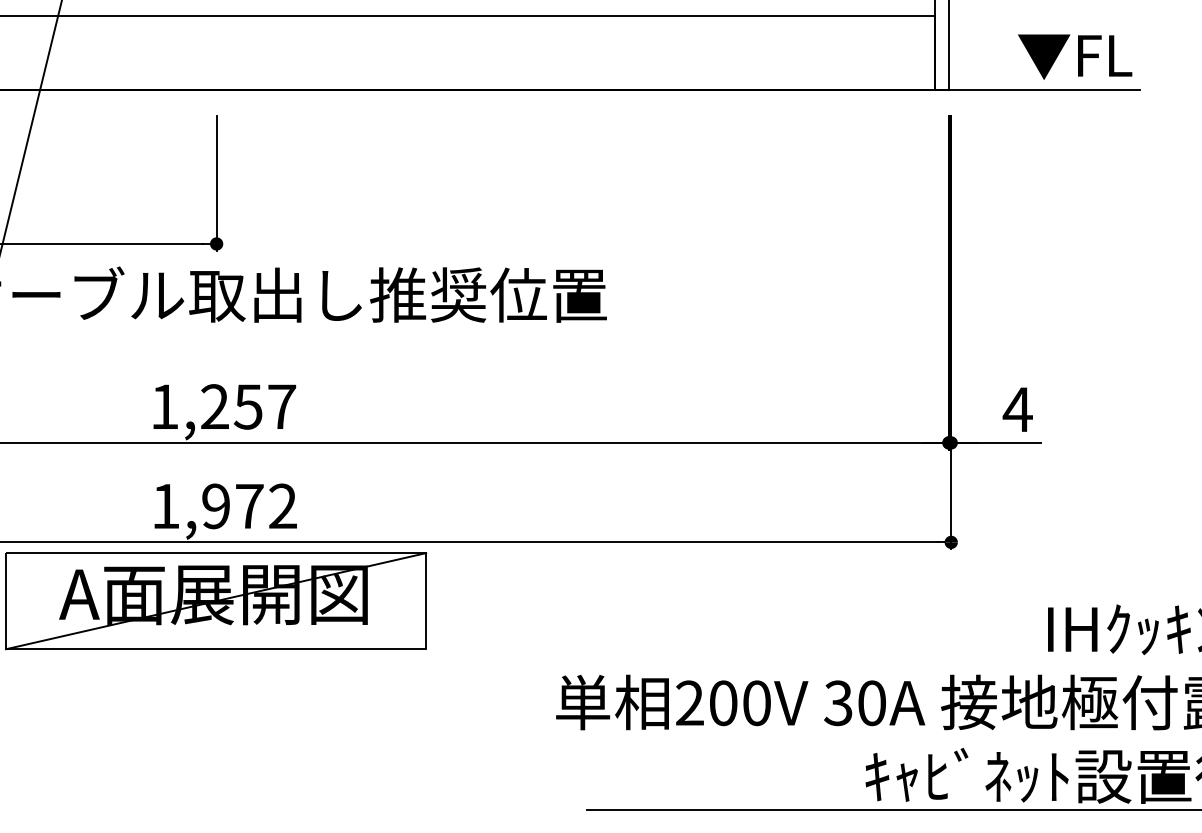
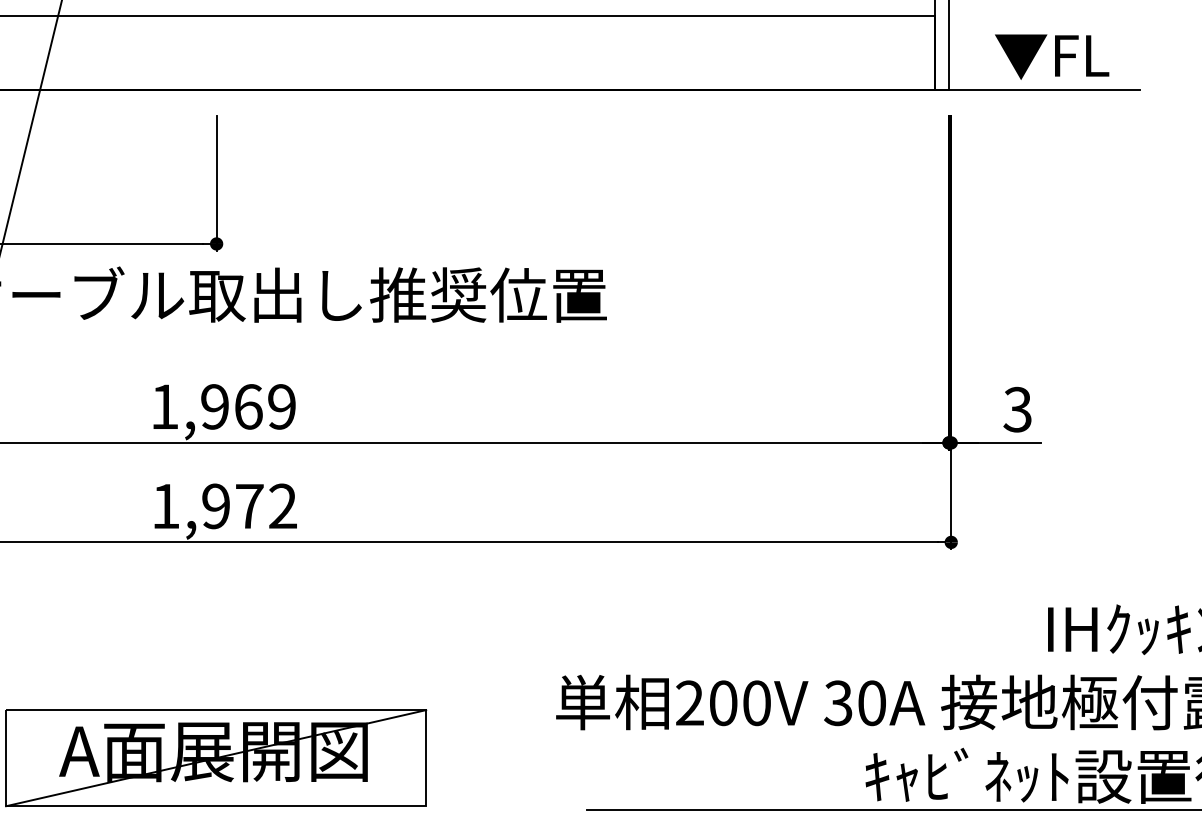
text position: (1075, 56) -> (1052, 56) (1052, 56)
text: 1,257 -> 1,969 (248, 406)
text: 4 -> 3 (1017, 409)
part position: (216, 601) -> (216, 758) (216, 758)
